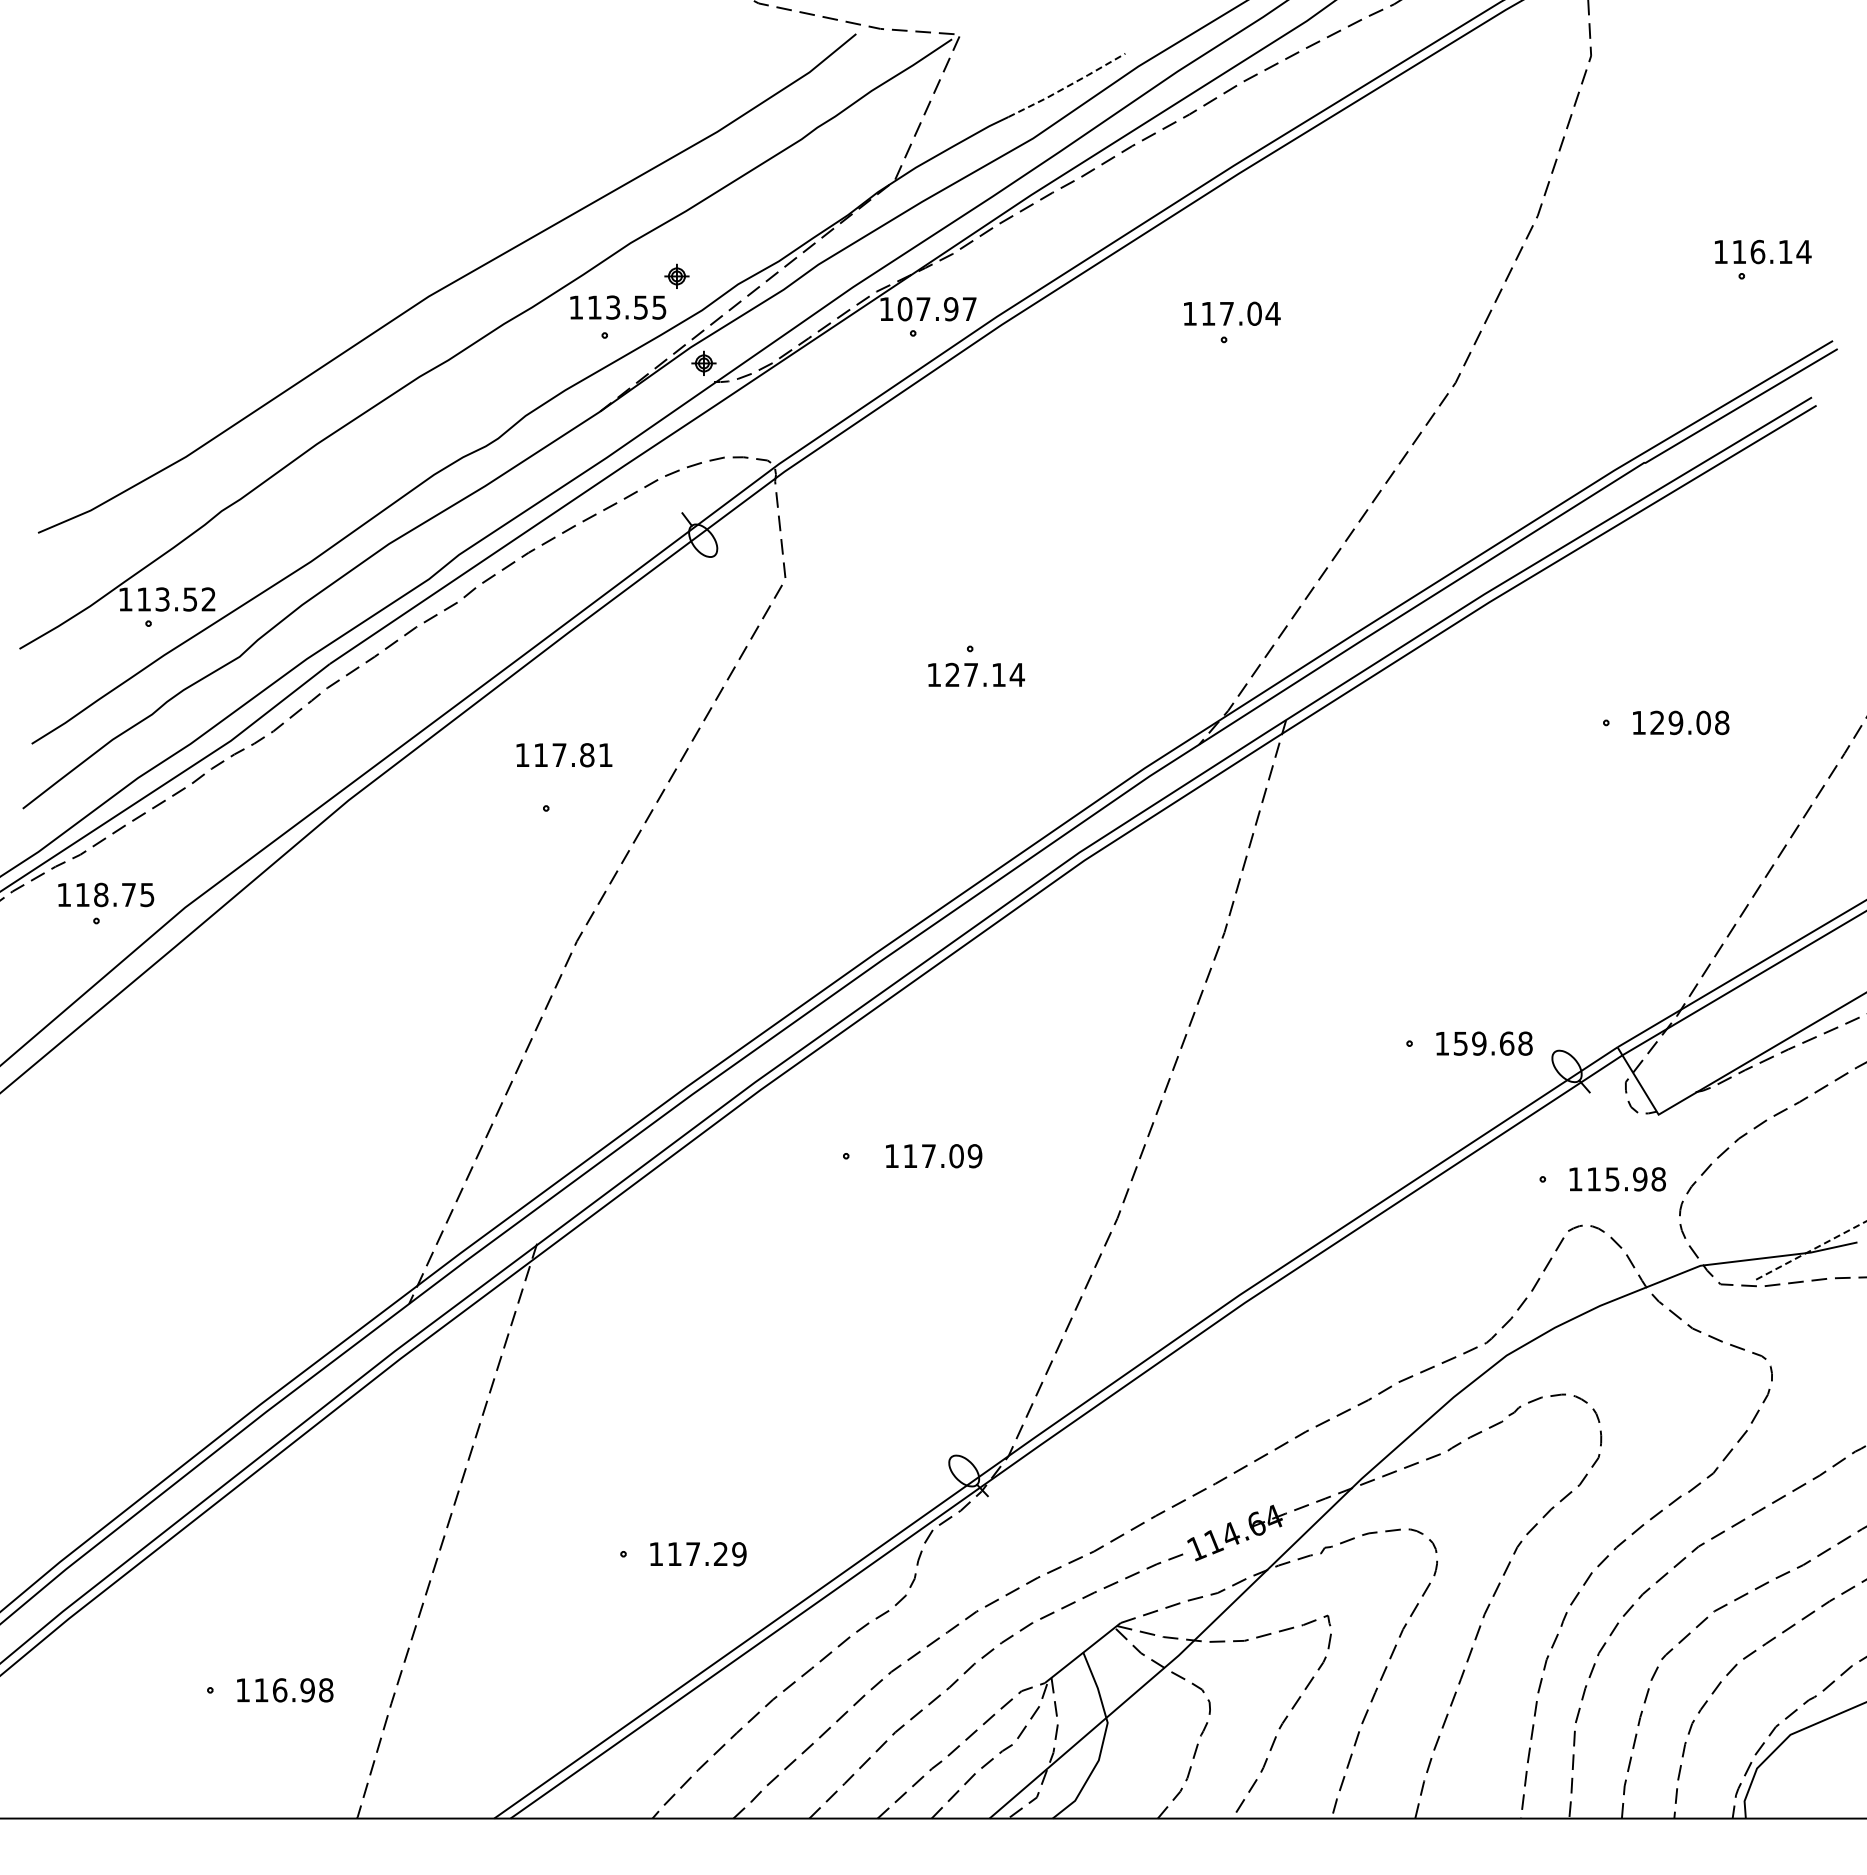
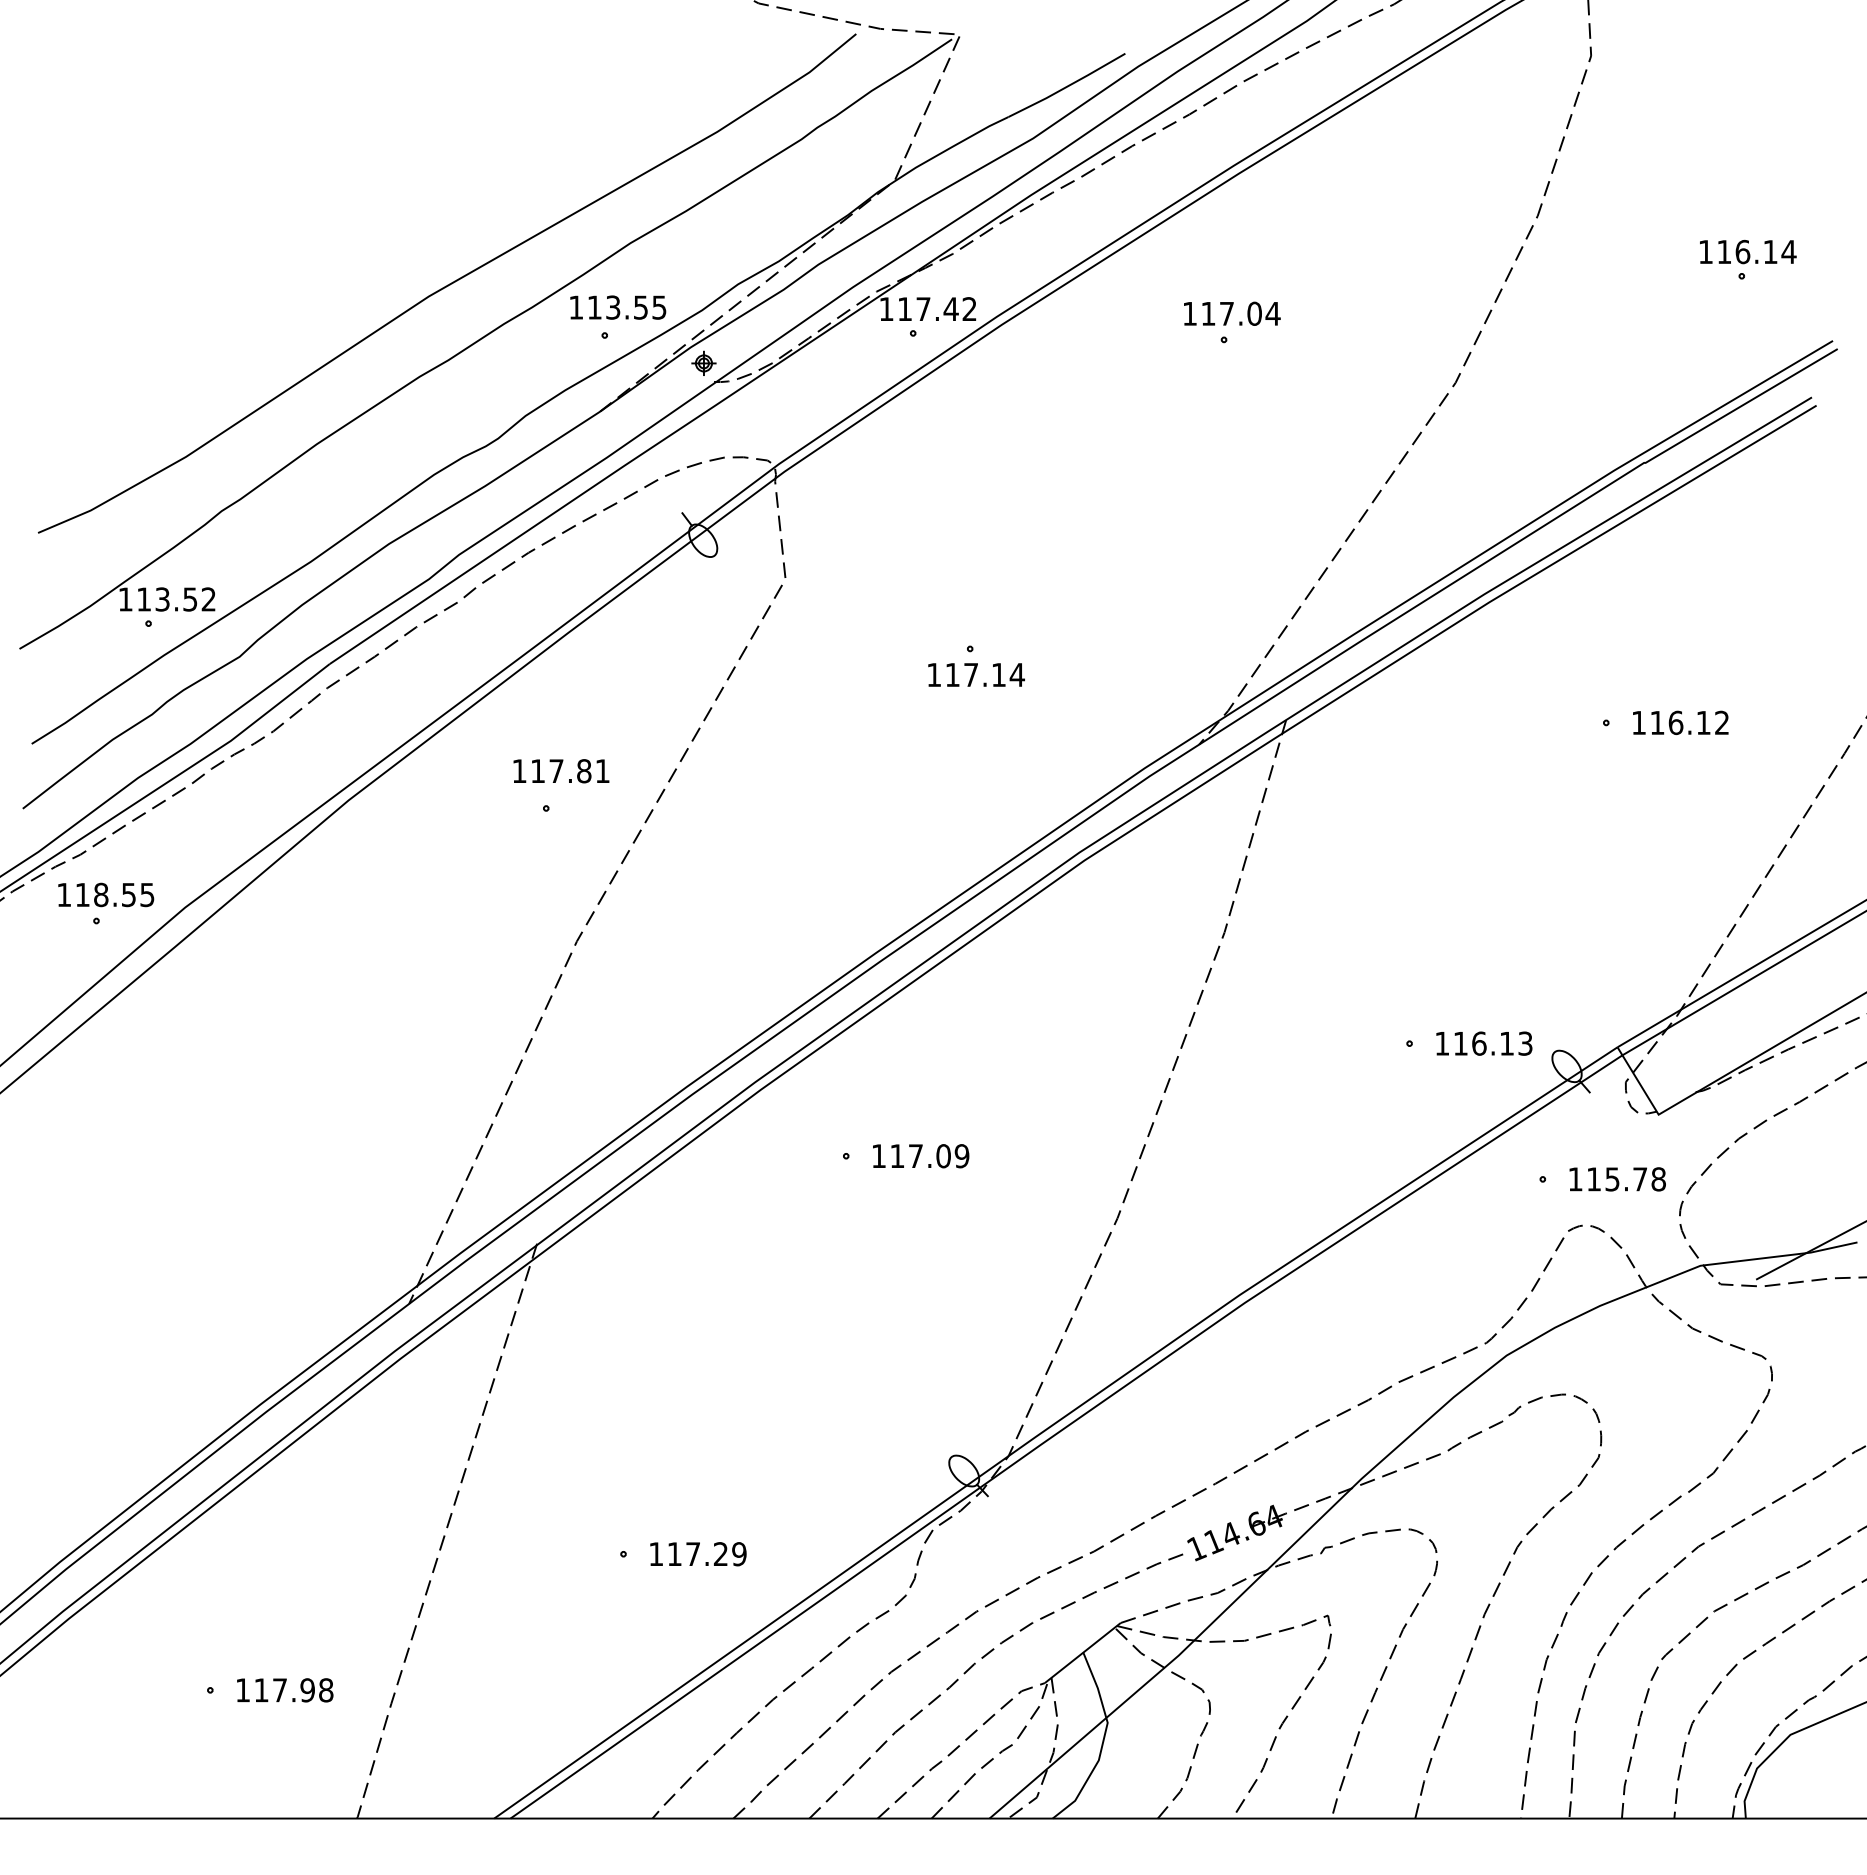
line: dashed -> solid (1068, 86)
text position: (1763, 251) -> (1748, 251) (1748, 251)
part: present -> none (676, 275)
text: 107.97 -> 117.42 (936, 309)
text: 127.14 -> 117.14 (952, 674)
text: 129.08 -> 116.12 (1689, 722)
text position: (564, 755) -> (561, 771) (561, 771)
text: 118.75 -> 118.55 (128, 895)
text: 159.68 -> 116.13 (1492, 1043)
text position: (934, 1156) -> (921, 1156) (921, 1156)
text: 115.98 -> 115.78 (1640, 1179)
line: dashed -> solid (1811, 1250)
text: 116.98 -> 117.98 (280, 1690)
